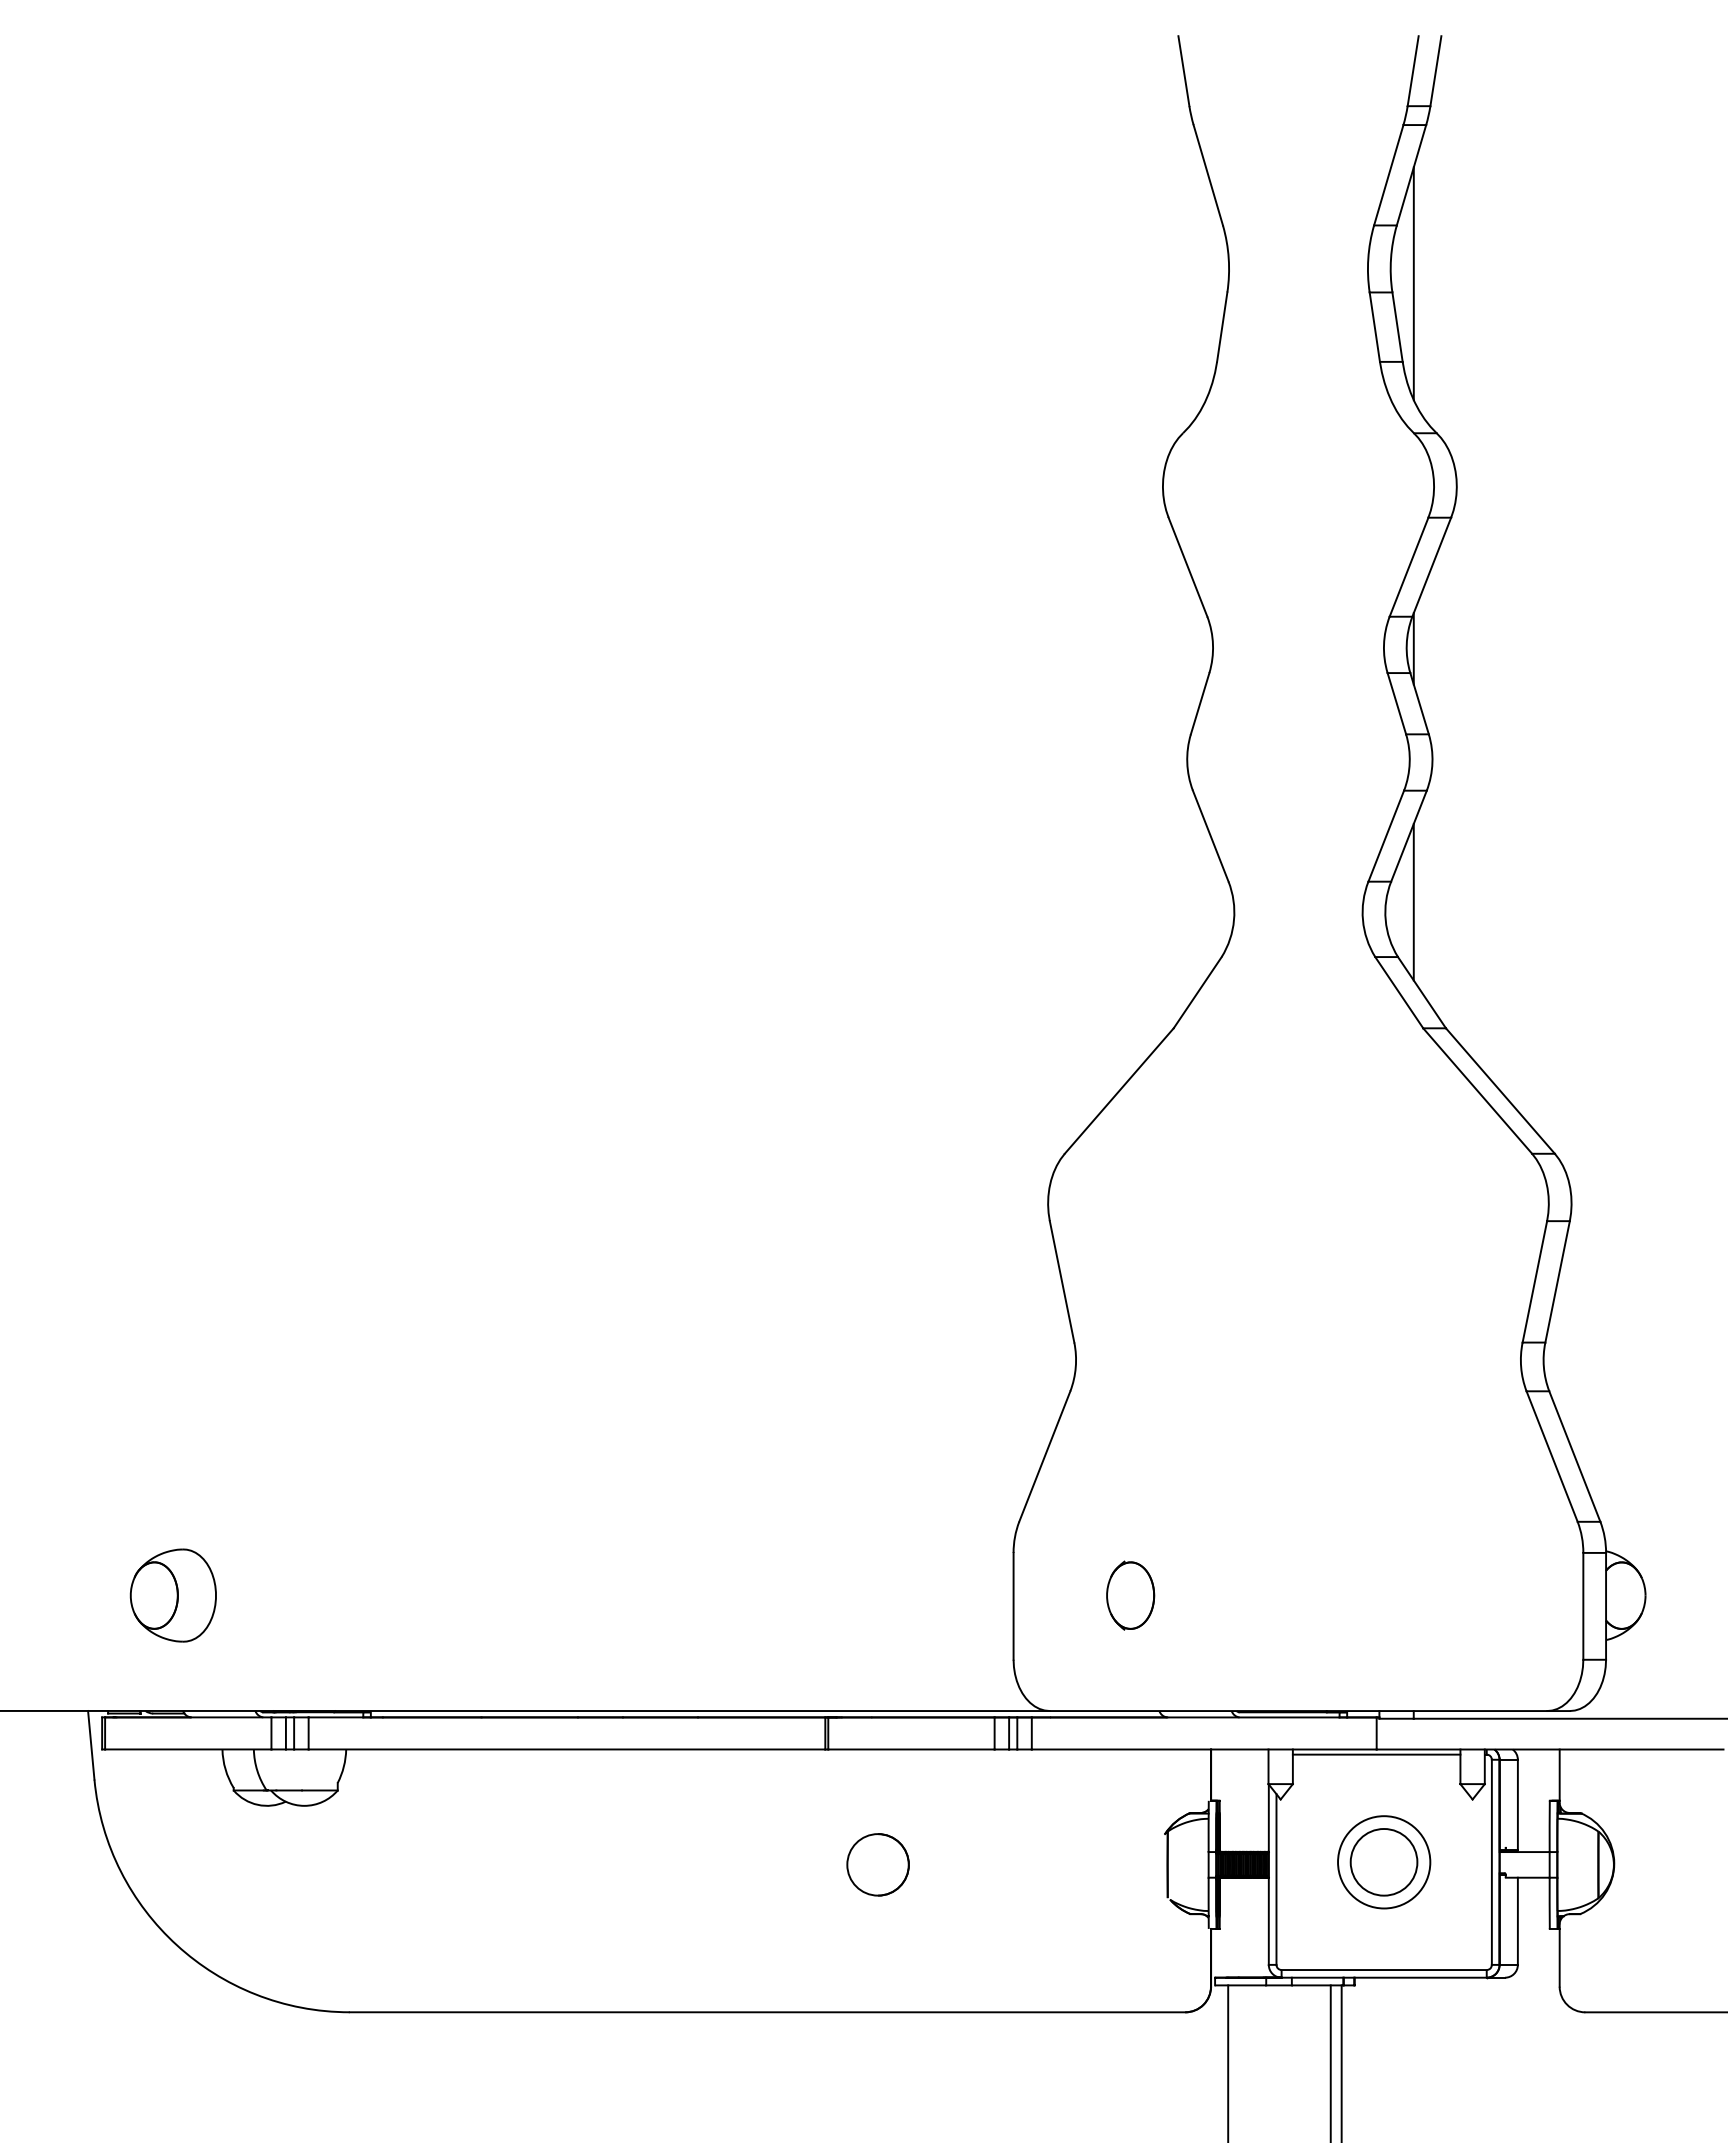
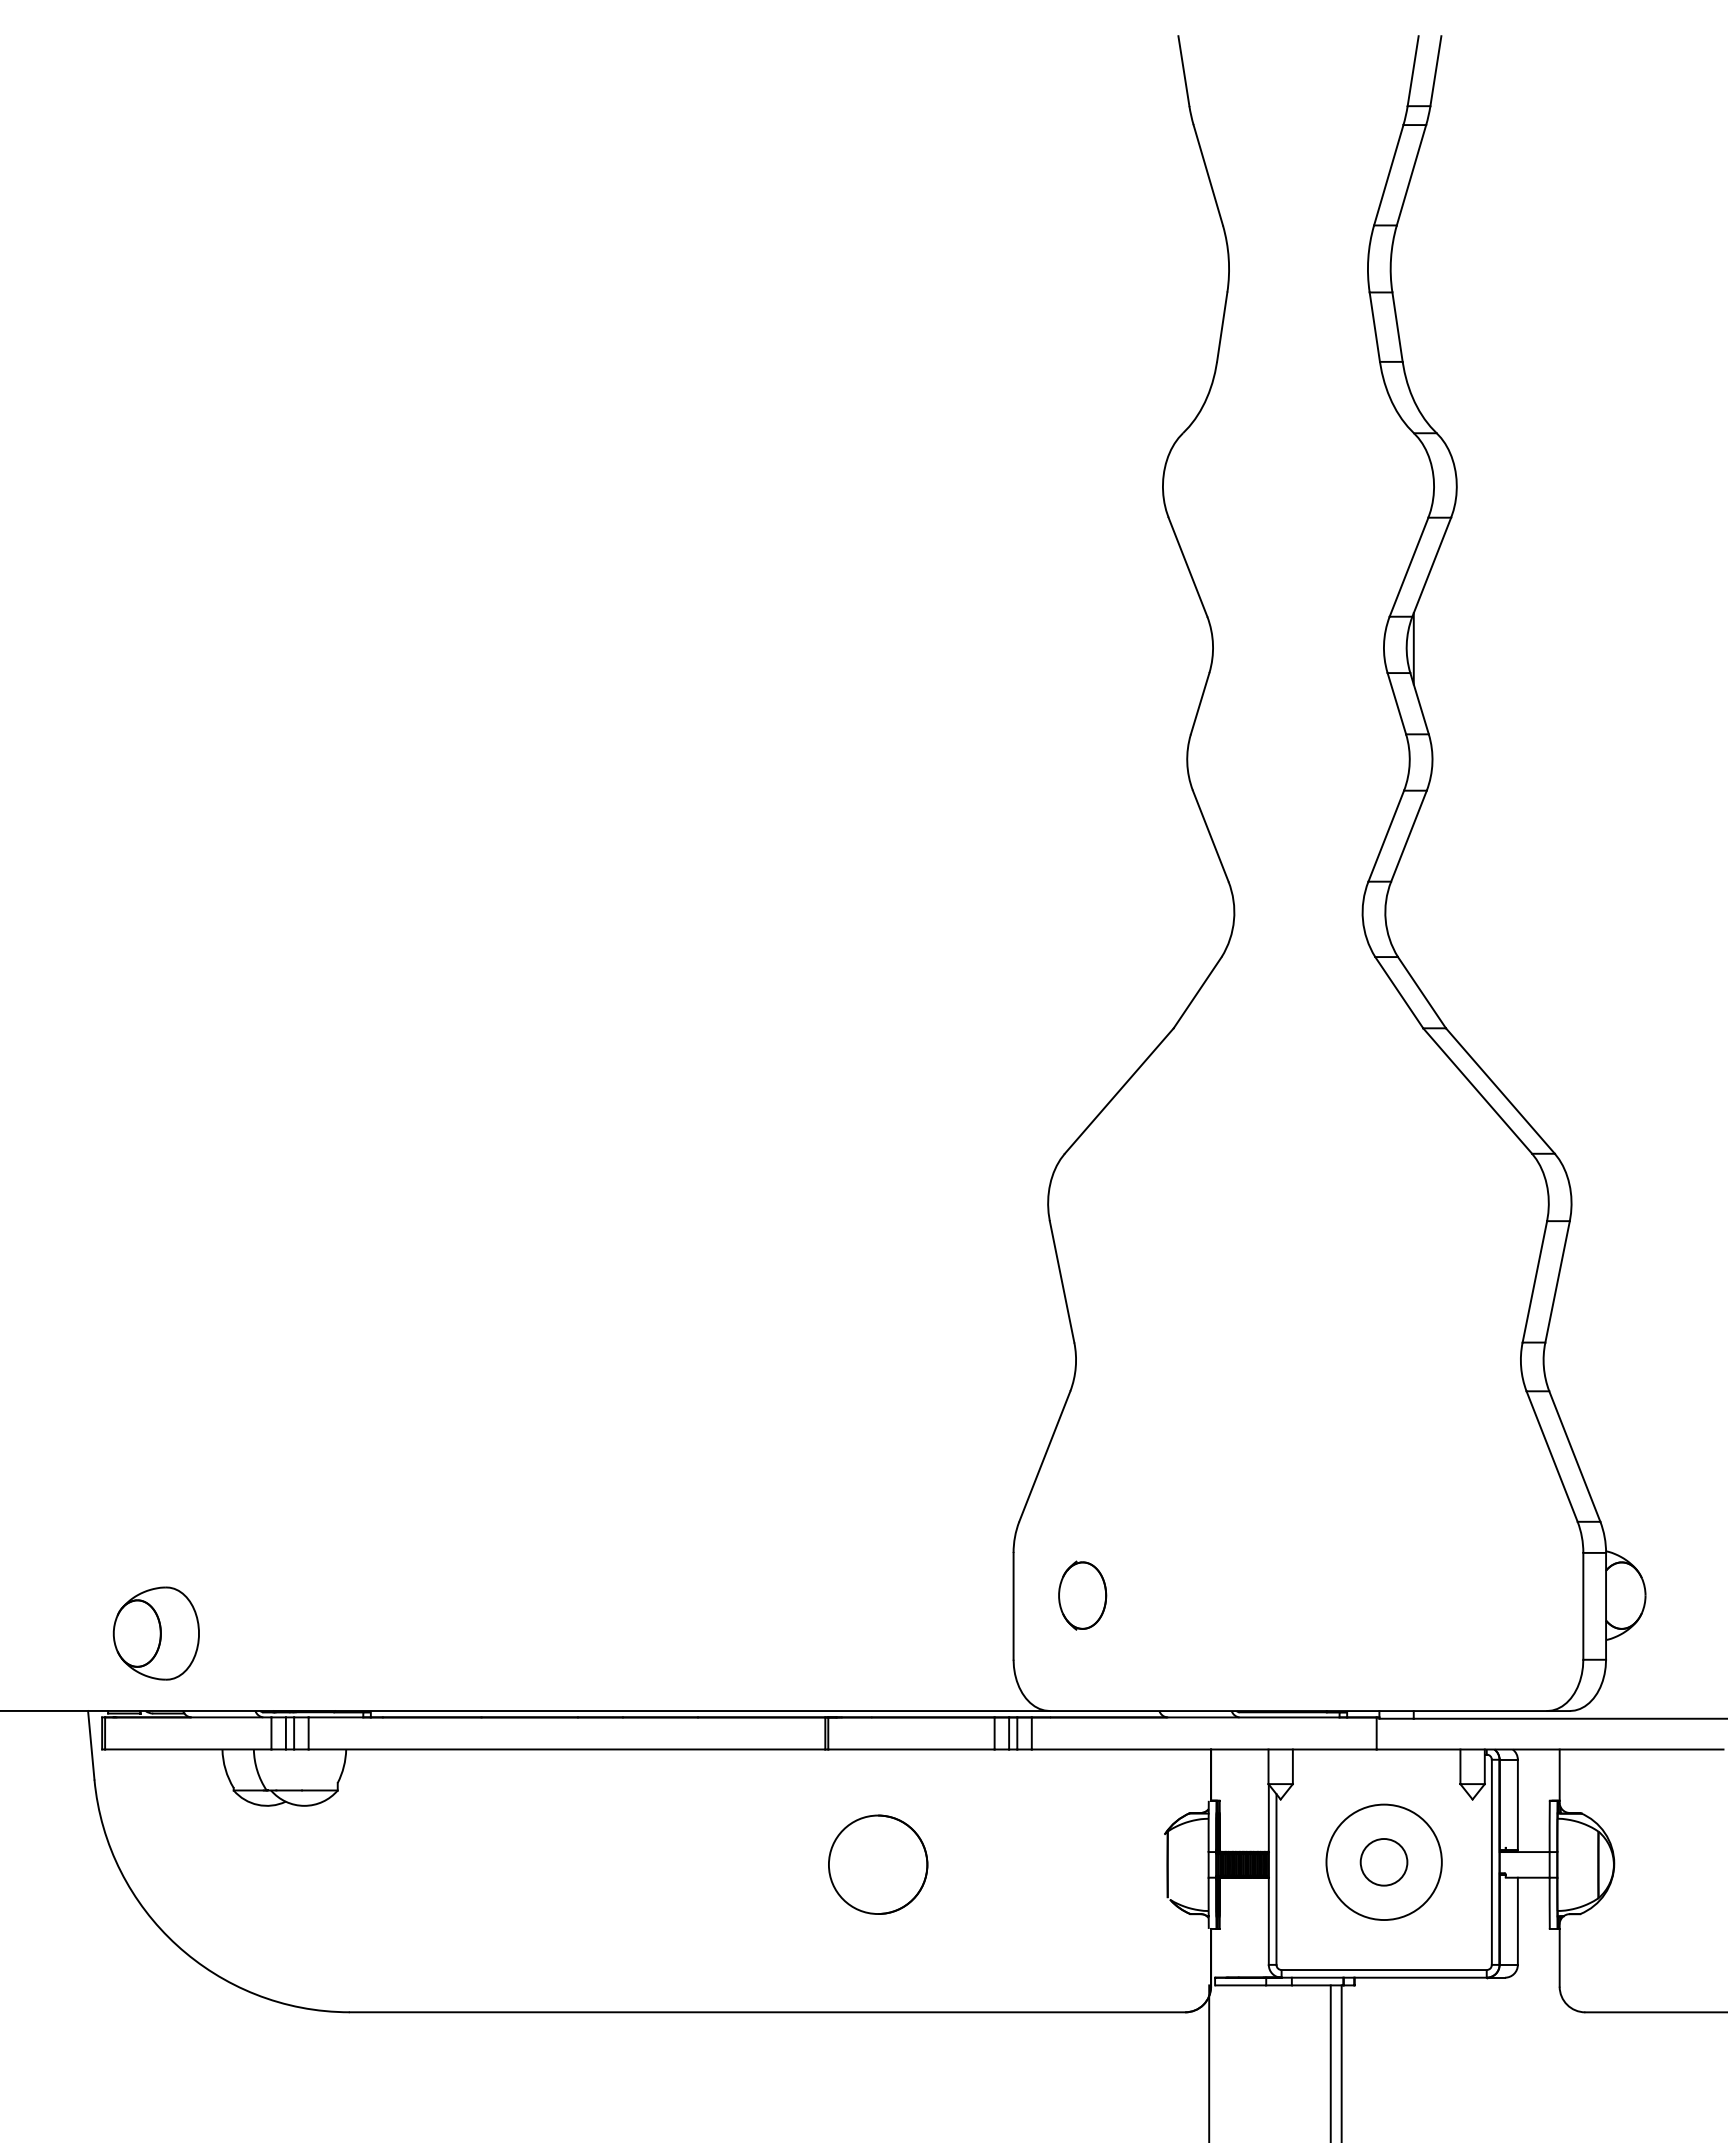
line: present -> none (1413, 283)
line: present -> none (1413, 901)
part position: (172, 1595) -> (155, 1633) (155, 1633)
part position: (1130, 1595) -> (1082, 1595) (1082, 1595)
line: present -> none (1376, 1754)
circle diameter: 67 px -> 47 px (1383, 1862)
circle diameter: 92 px -> 115 px (1383, 1862)
circle size: 64x64 px -> 101x101 px (878, 1864)
line position: (1228, 2062) -> (1209, 2062) (1209, 2062)
